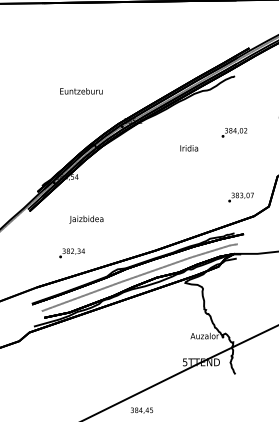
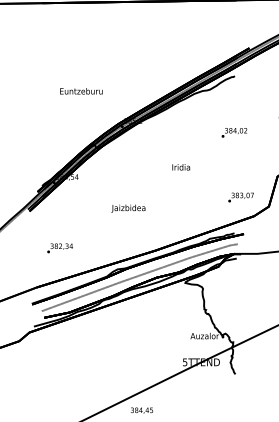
text position: (189, 148) -> (181, 167) (181, 167)
text position: (86, 219) -> (128, 208) (128, 208)
text position: (71, 253) -> (59, 248) (59, 248)
